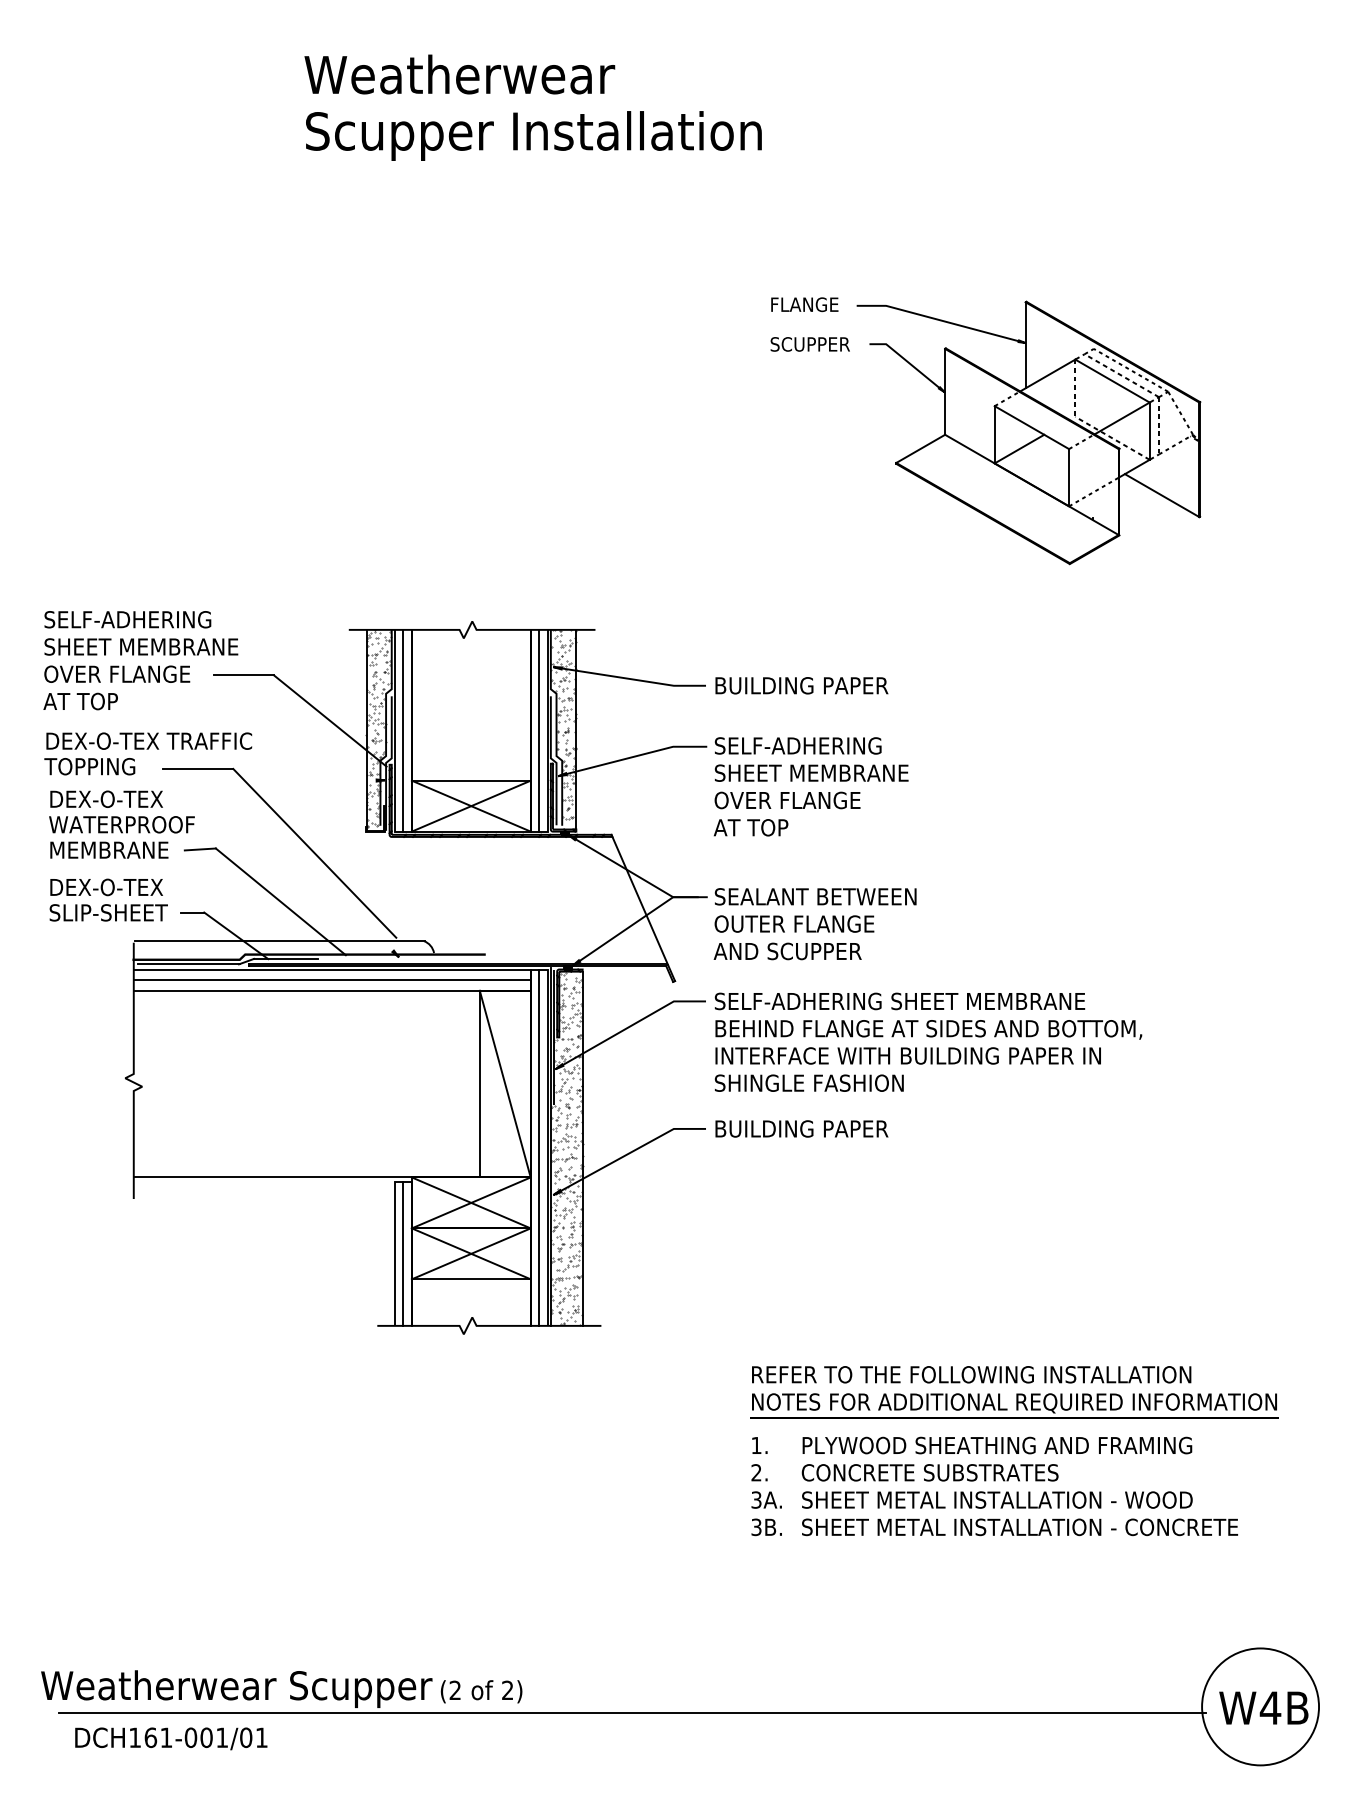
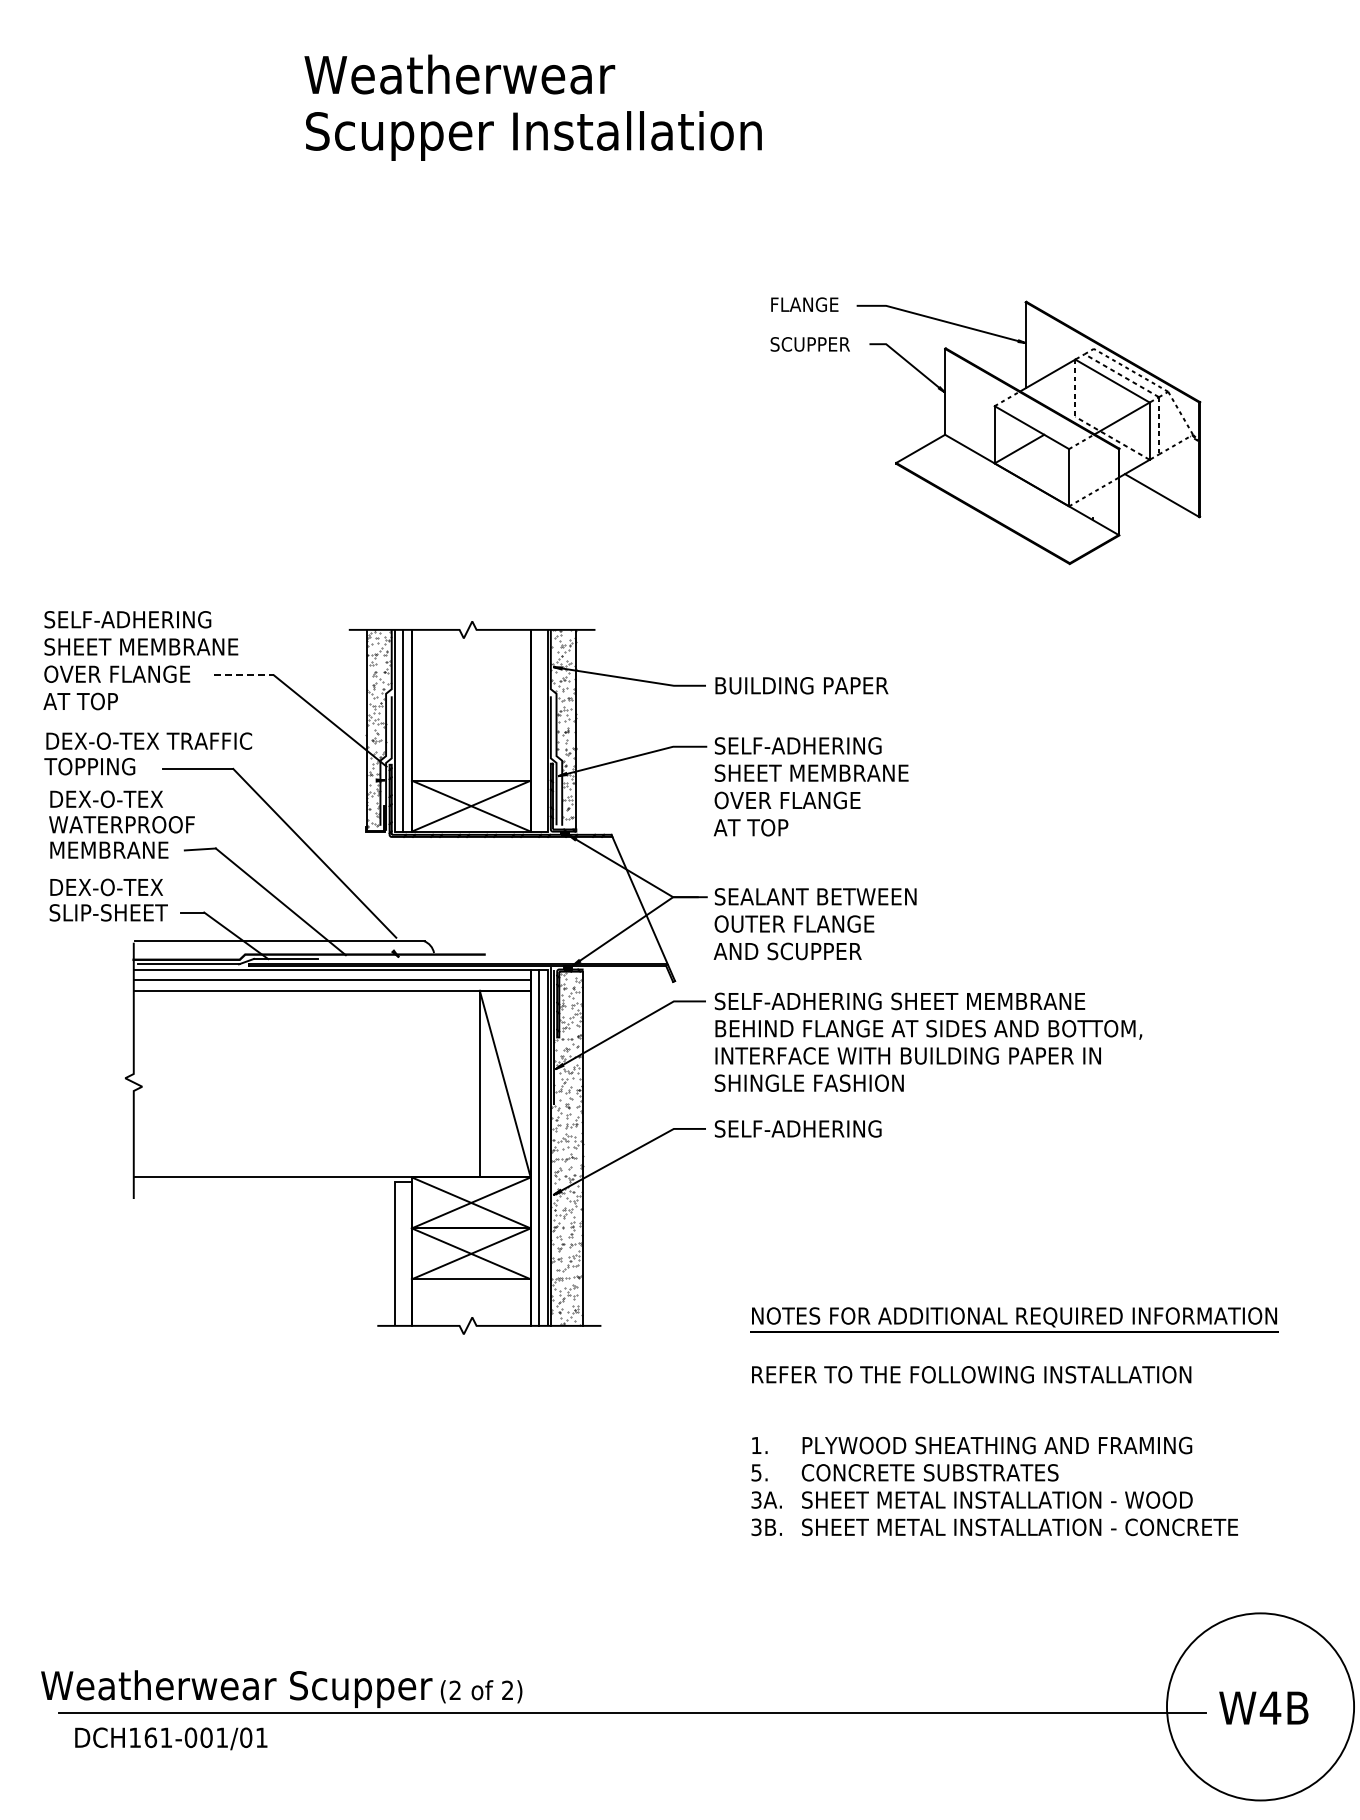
line: solid -> dashed (244, 675)
line: present -> none (539, 730)
text: BUILDING PAPER -> SELF-ADHERING (801, 1128)
line: present -> none (403, 1253)
text position: (1014, 1405) -> (1014, 1319) (1014, 1319)
text: 2. -> 5. (756, 1472)
circle diameter: 117 px -> 187 px (1260, 1706)
